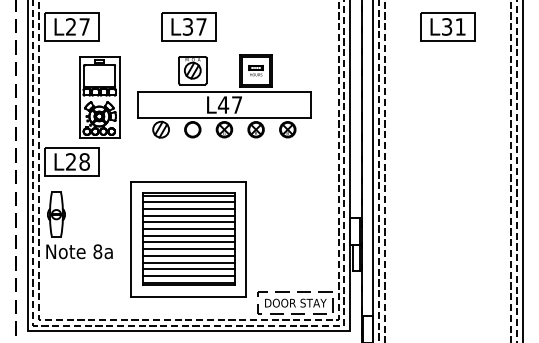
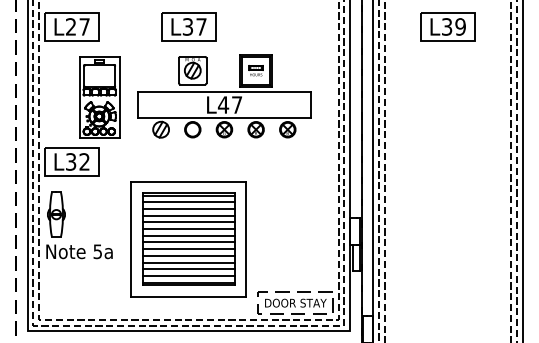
text: L31 -> L39 (460, 26)
text: L28 -> L32 (77, 161)
text: 8a -> 5a (97, 251)
